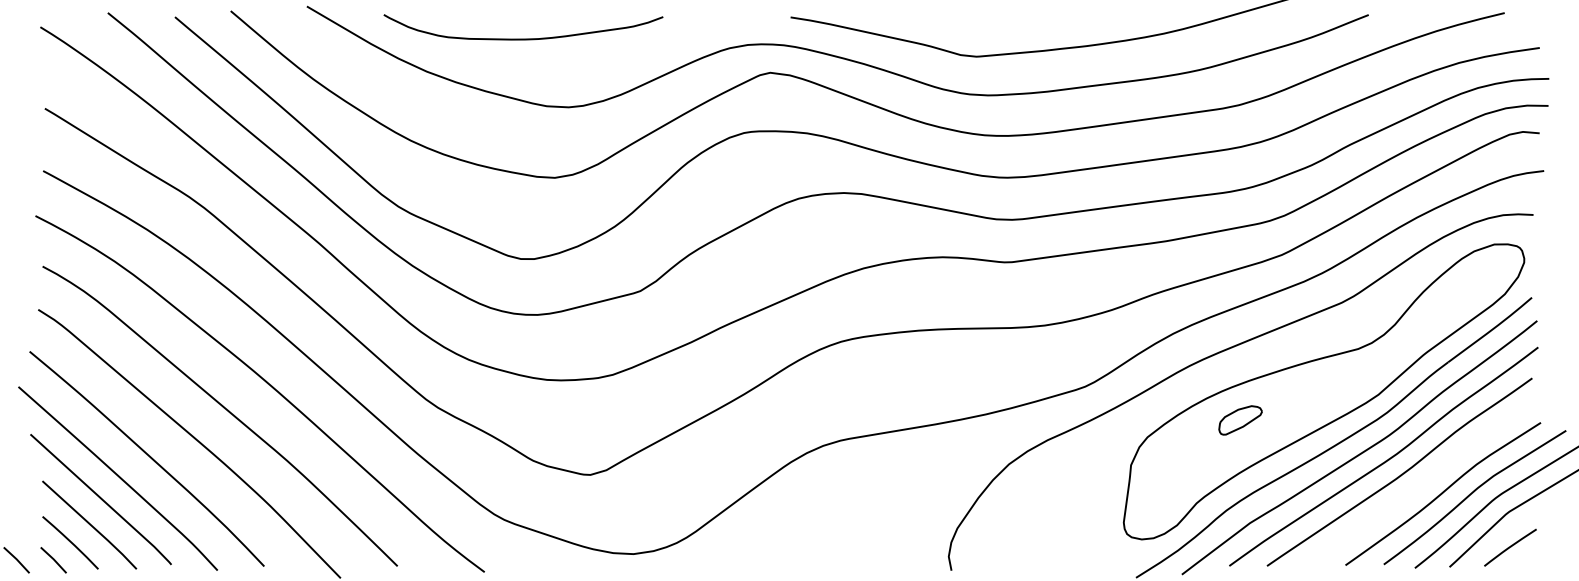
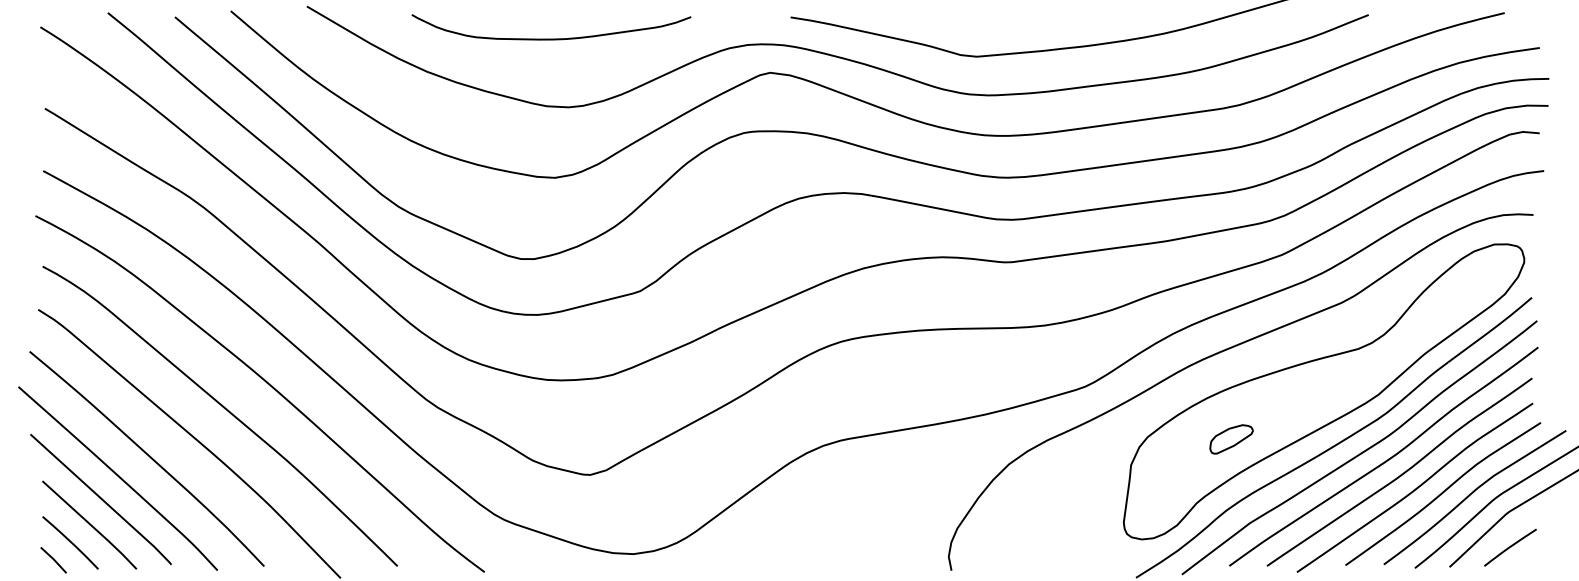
curve position: (523, 38) -> (551, 38) (551, 38)
part position: (1240, 420) -> (1231, 439) (1231, 439)
curve: none -> present (1415, 488)
line: present -> none (16, 560)
